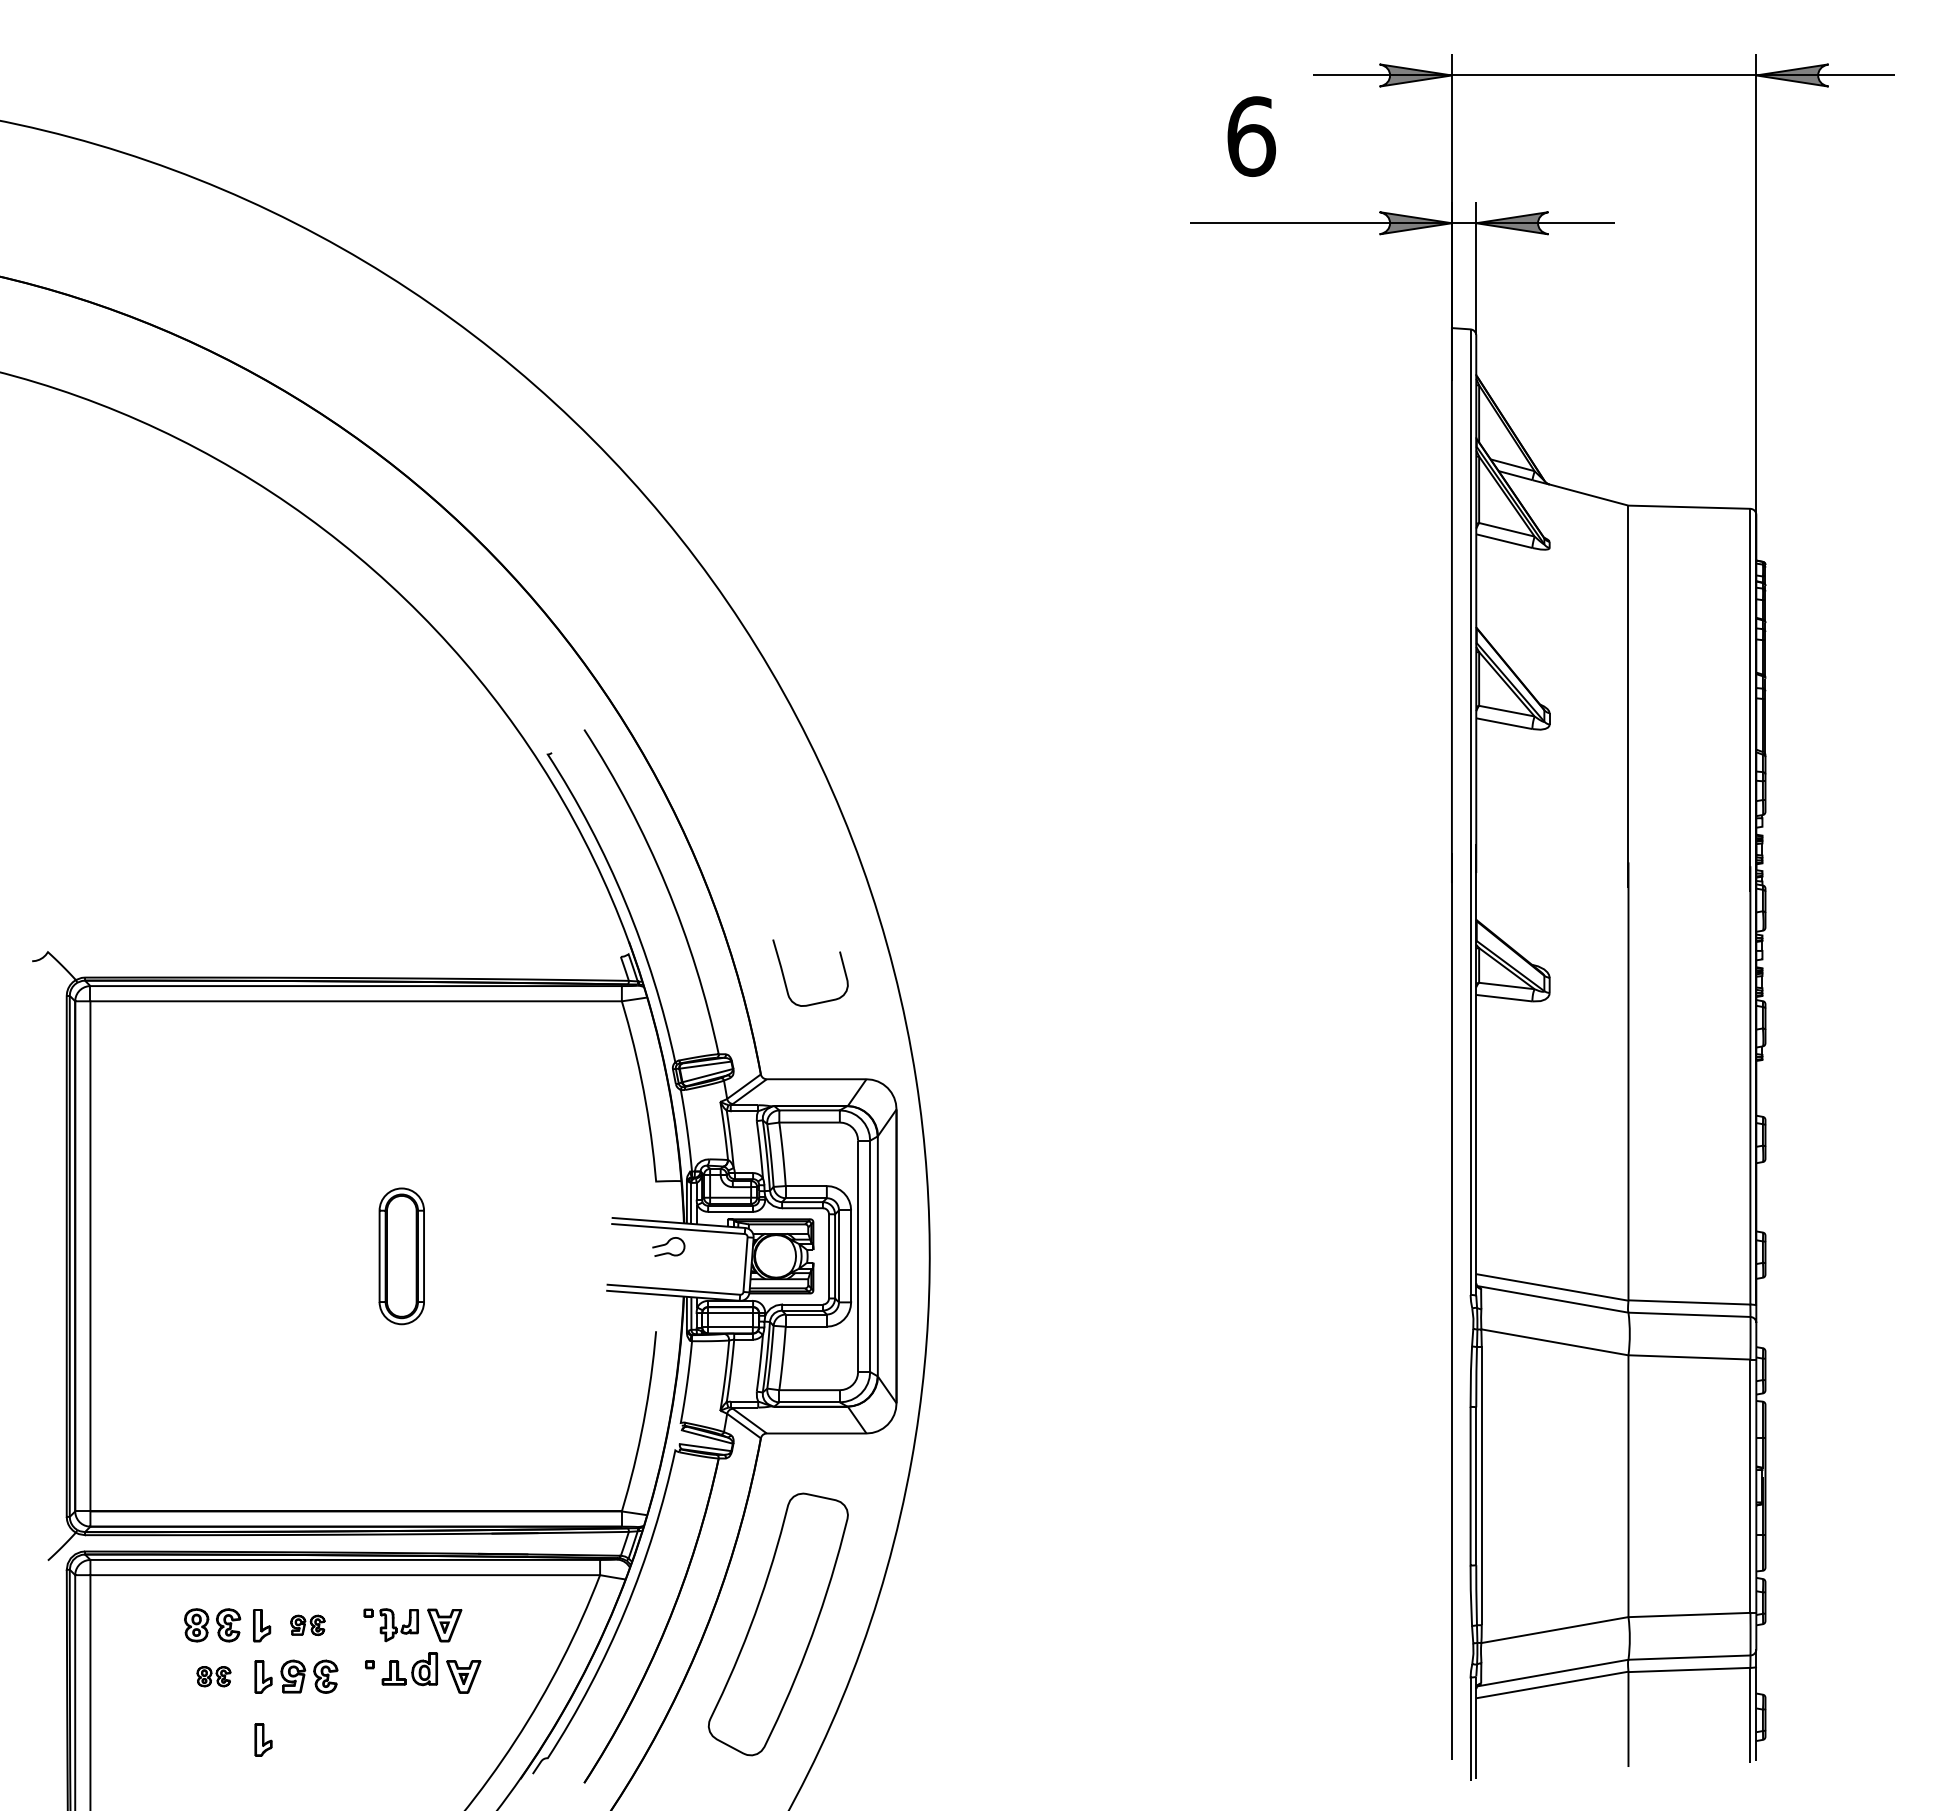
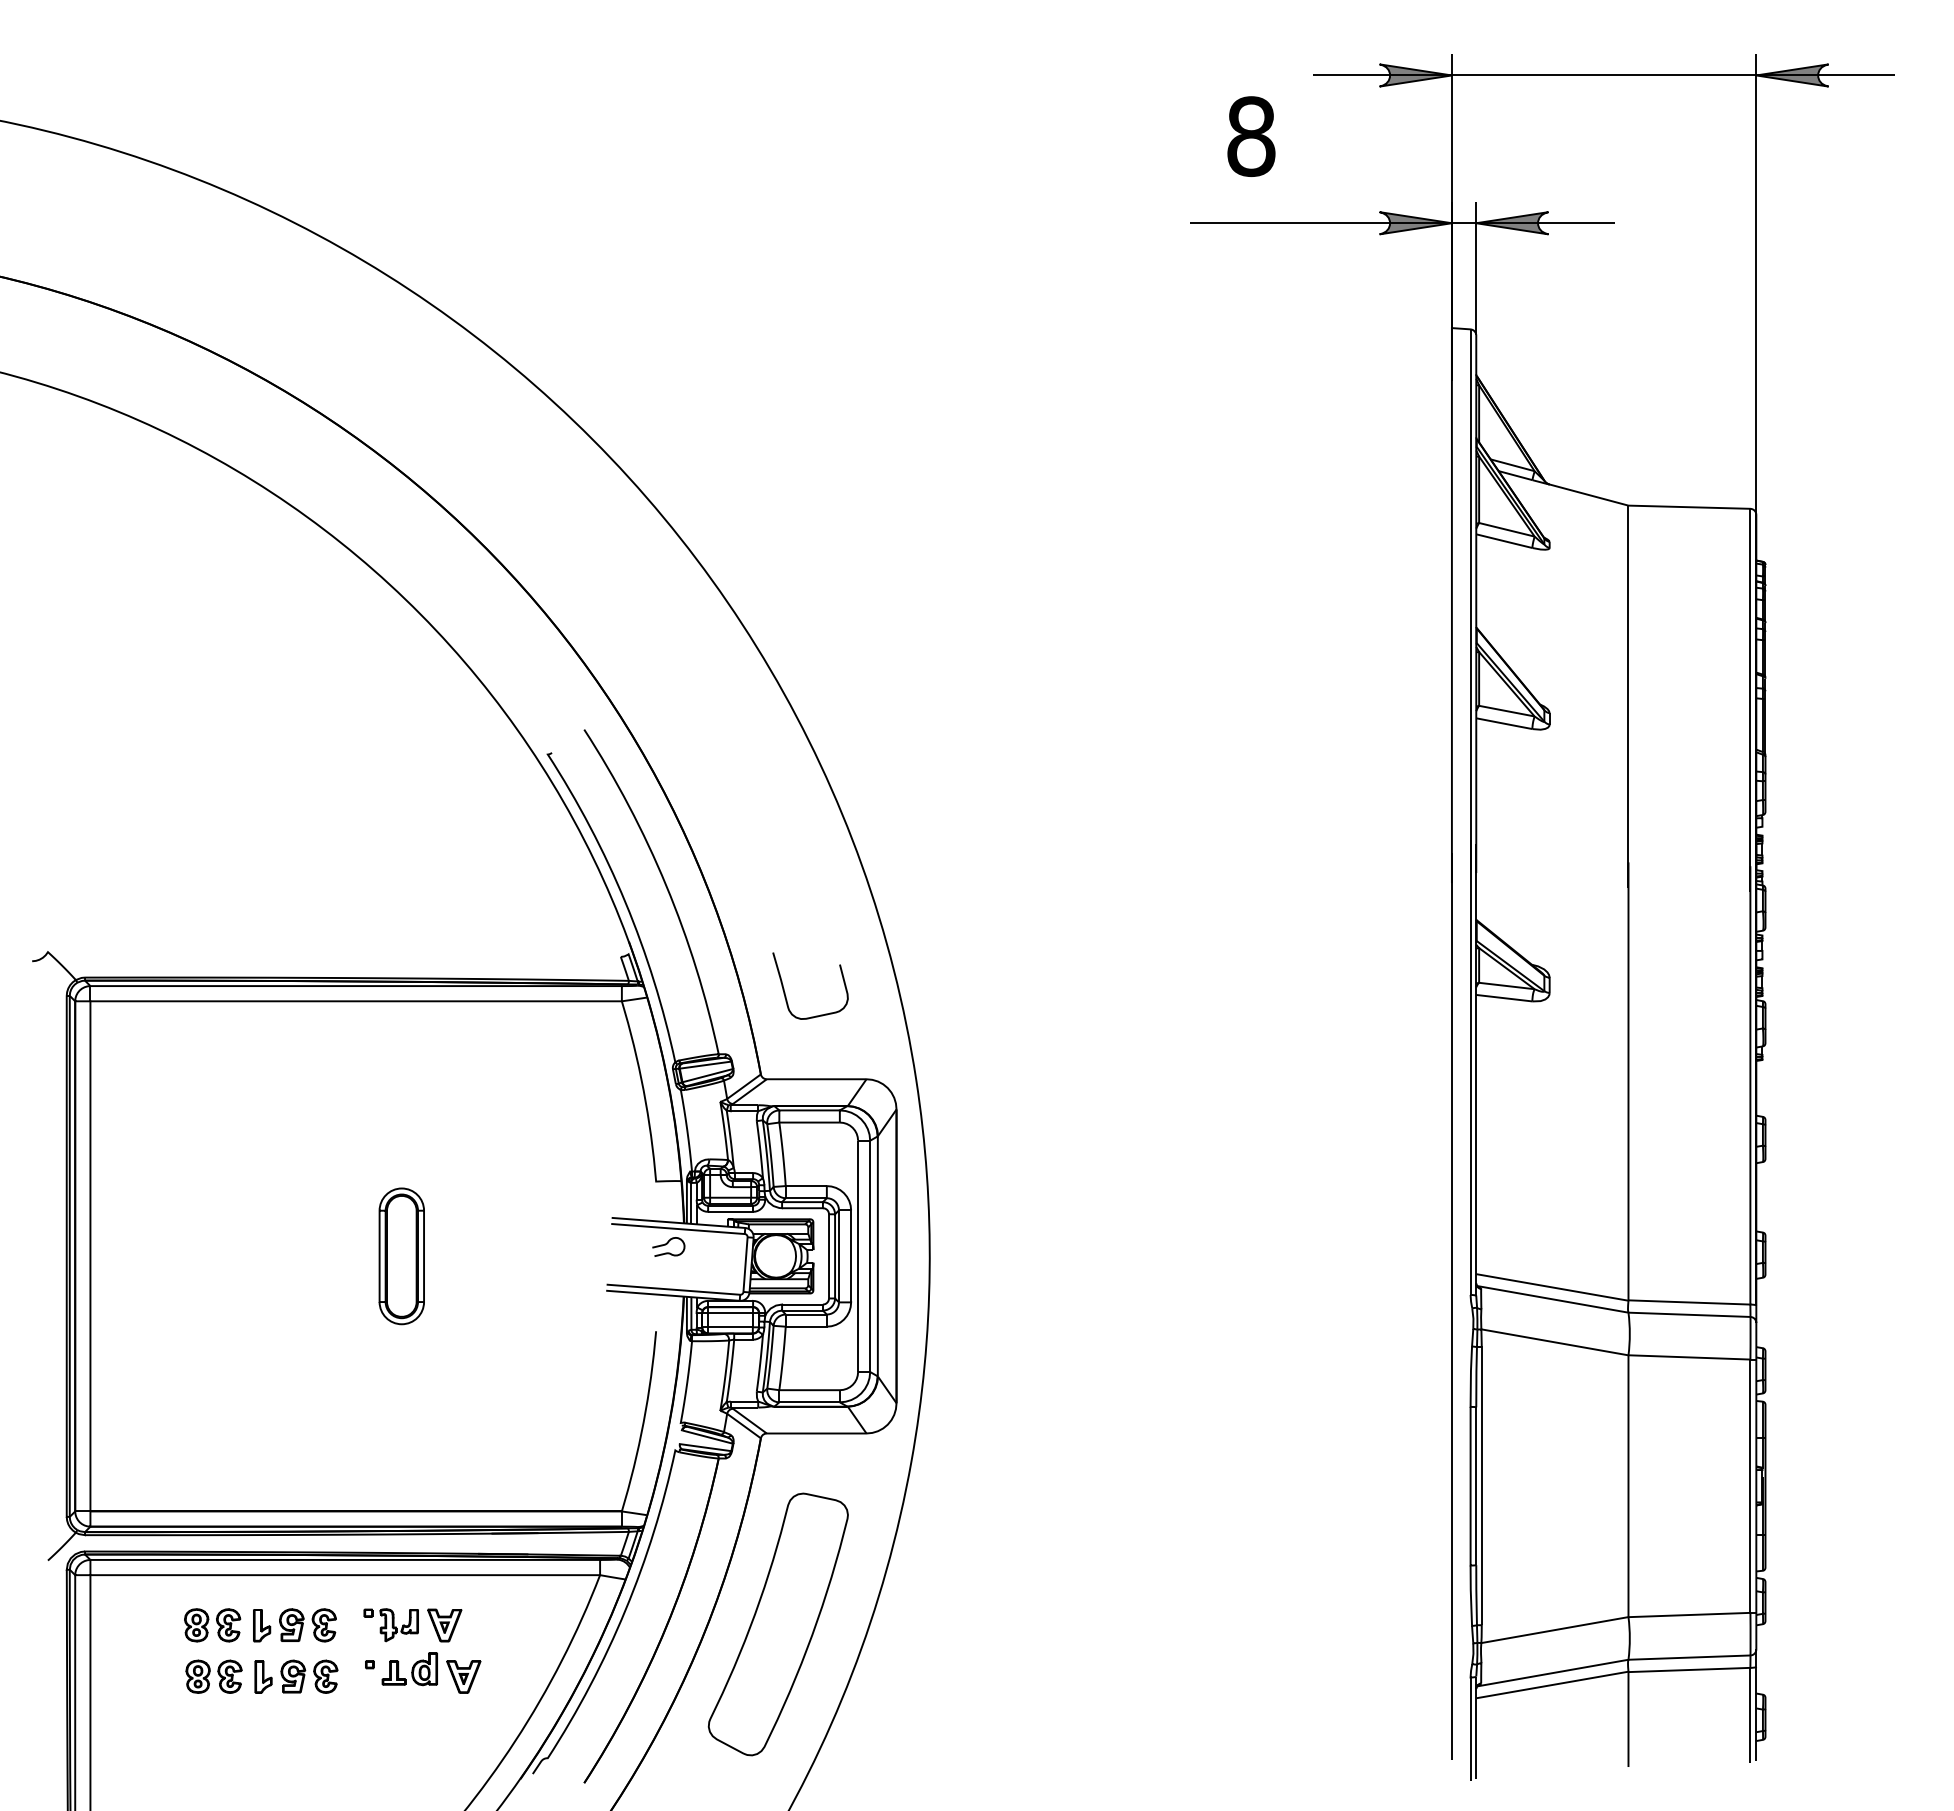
text: 6 -> 8 (1251, 136)
curve position: (785, 979) -> (785, 992) (785, 992)
part size: 36x23 px -> 58x35 px (307, 1625)
part size: 36x22 px -> 58x35 px (213, 1676)
part: present -> none (263, 1739)
